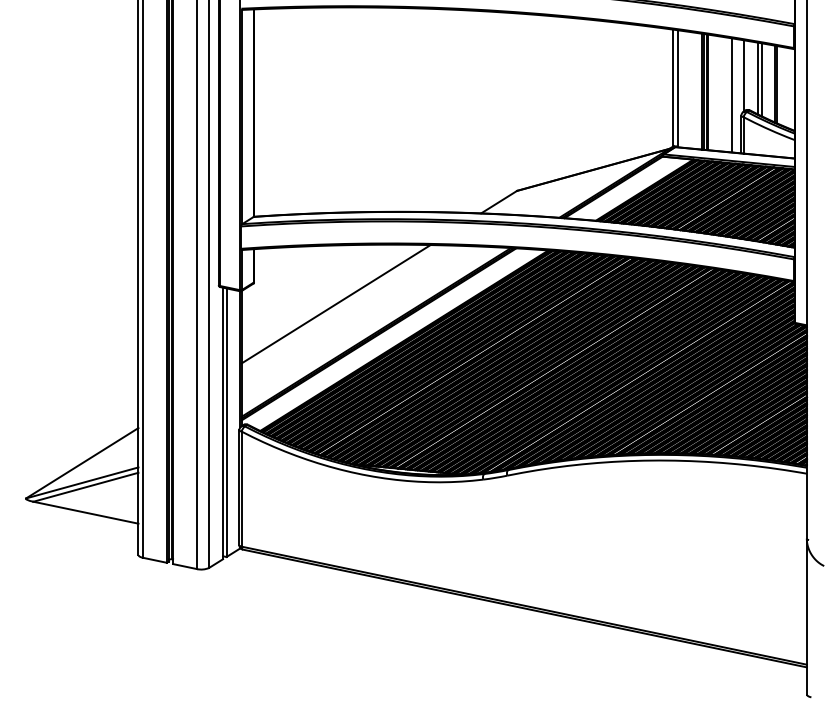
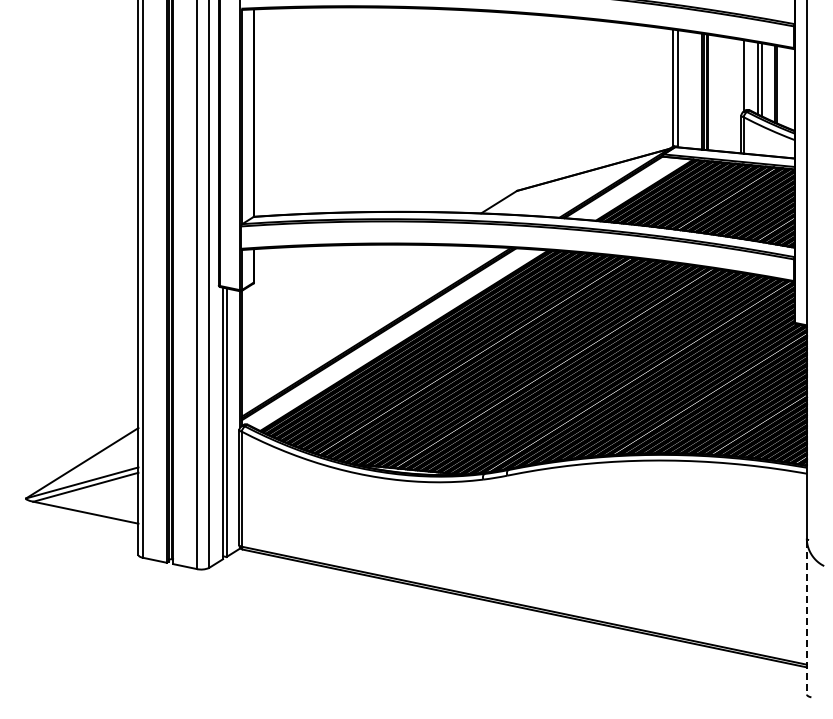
line: present -> none (731, 95)
line: present -> none (335, 304)
line: solid -> dashed (806, 617)
